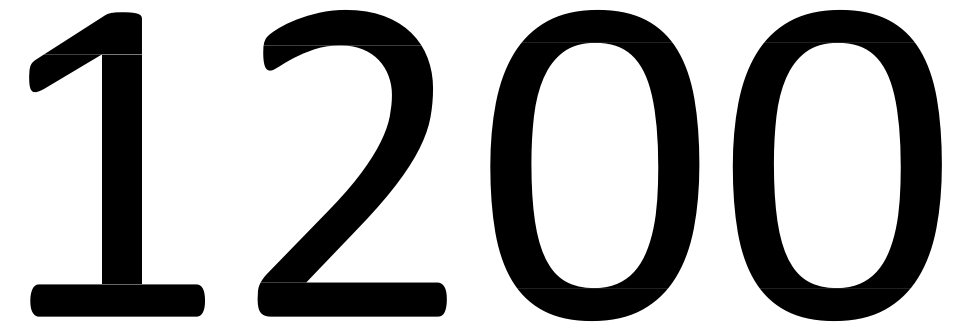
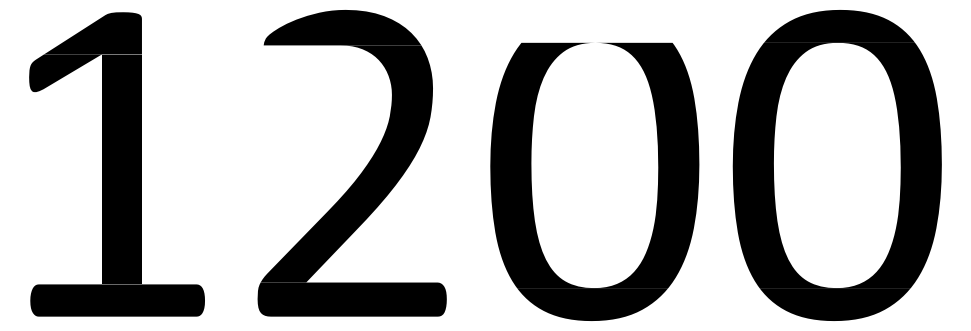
fill: present -> none (596, 25)
fill: present -> none (301, 57)
